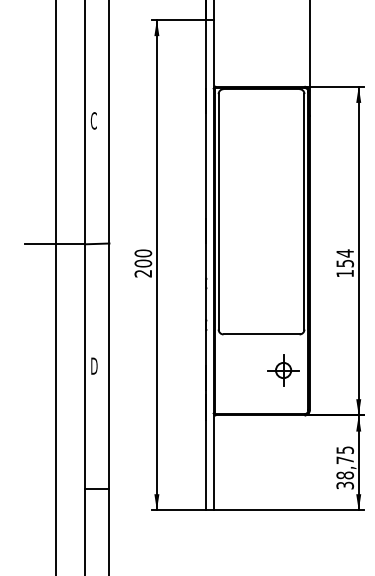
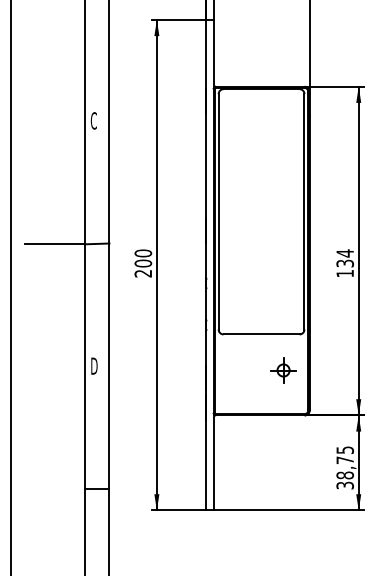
text: 154 -> 134 (344, 262)
line position: (56, 287) -> (11, 287) (11, 287)
part size: 33x33 px -> 27x27 px (283, 370)
